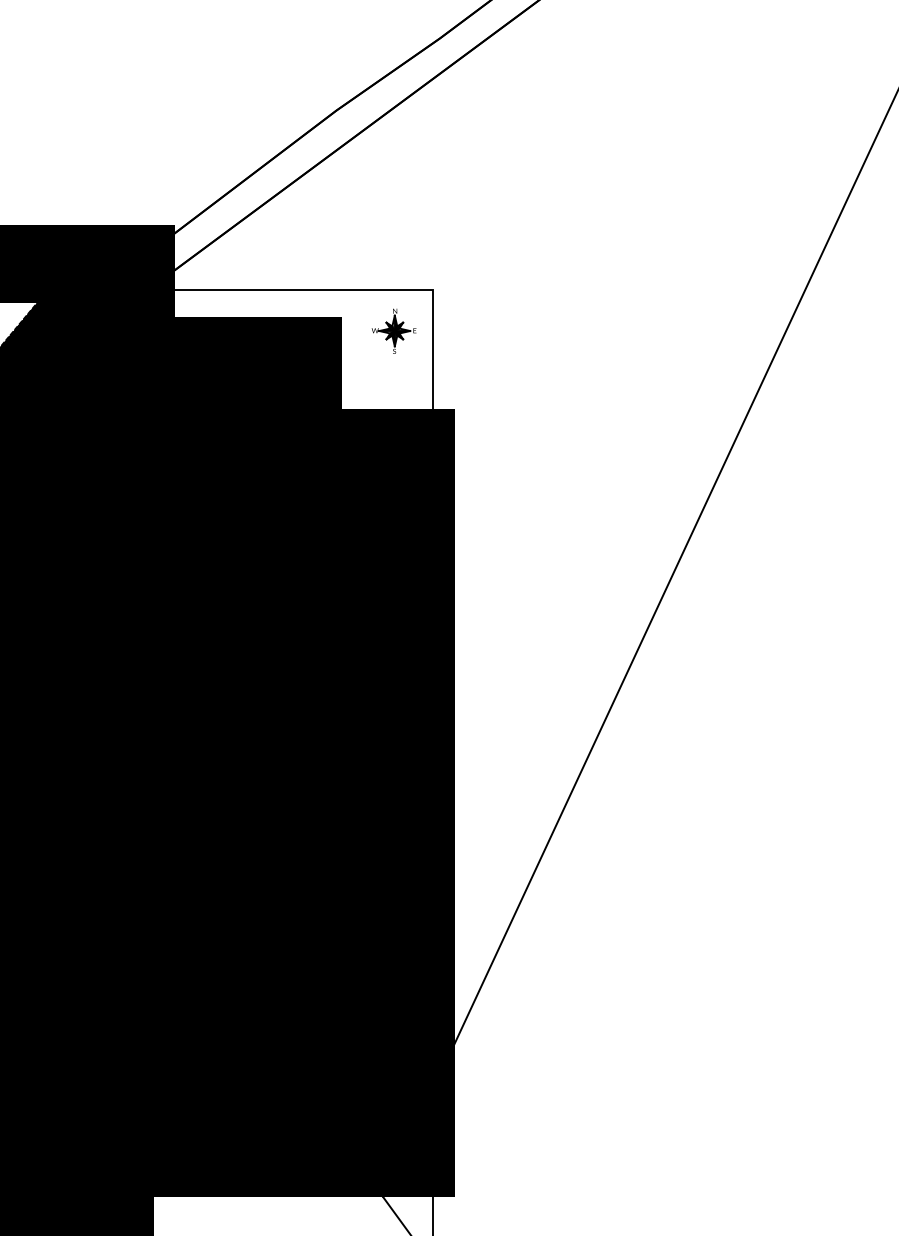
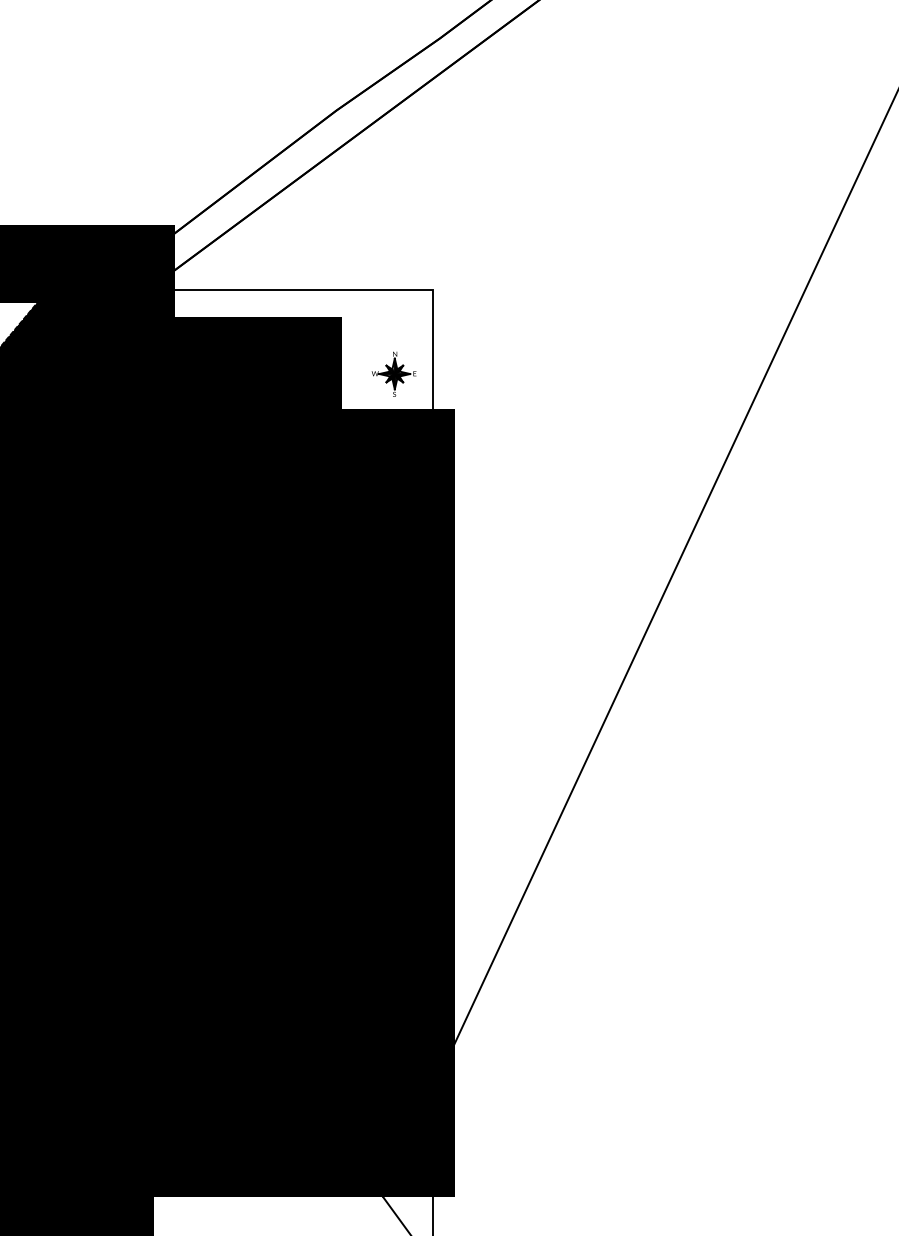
part position: (393, 330) -> (393, 373) (393, 373)
